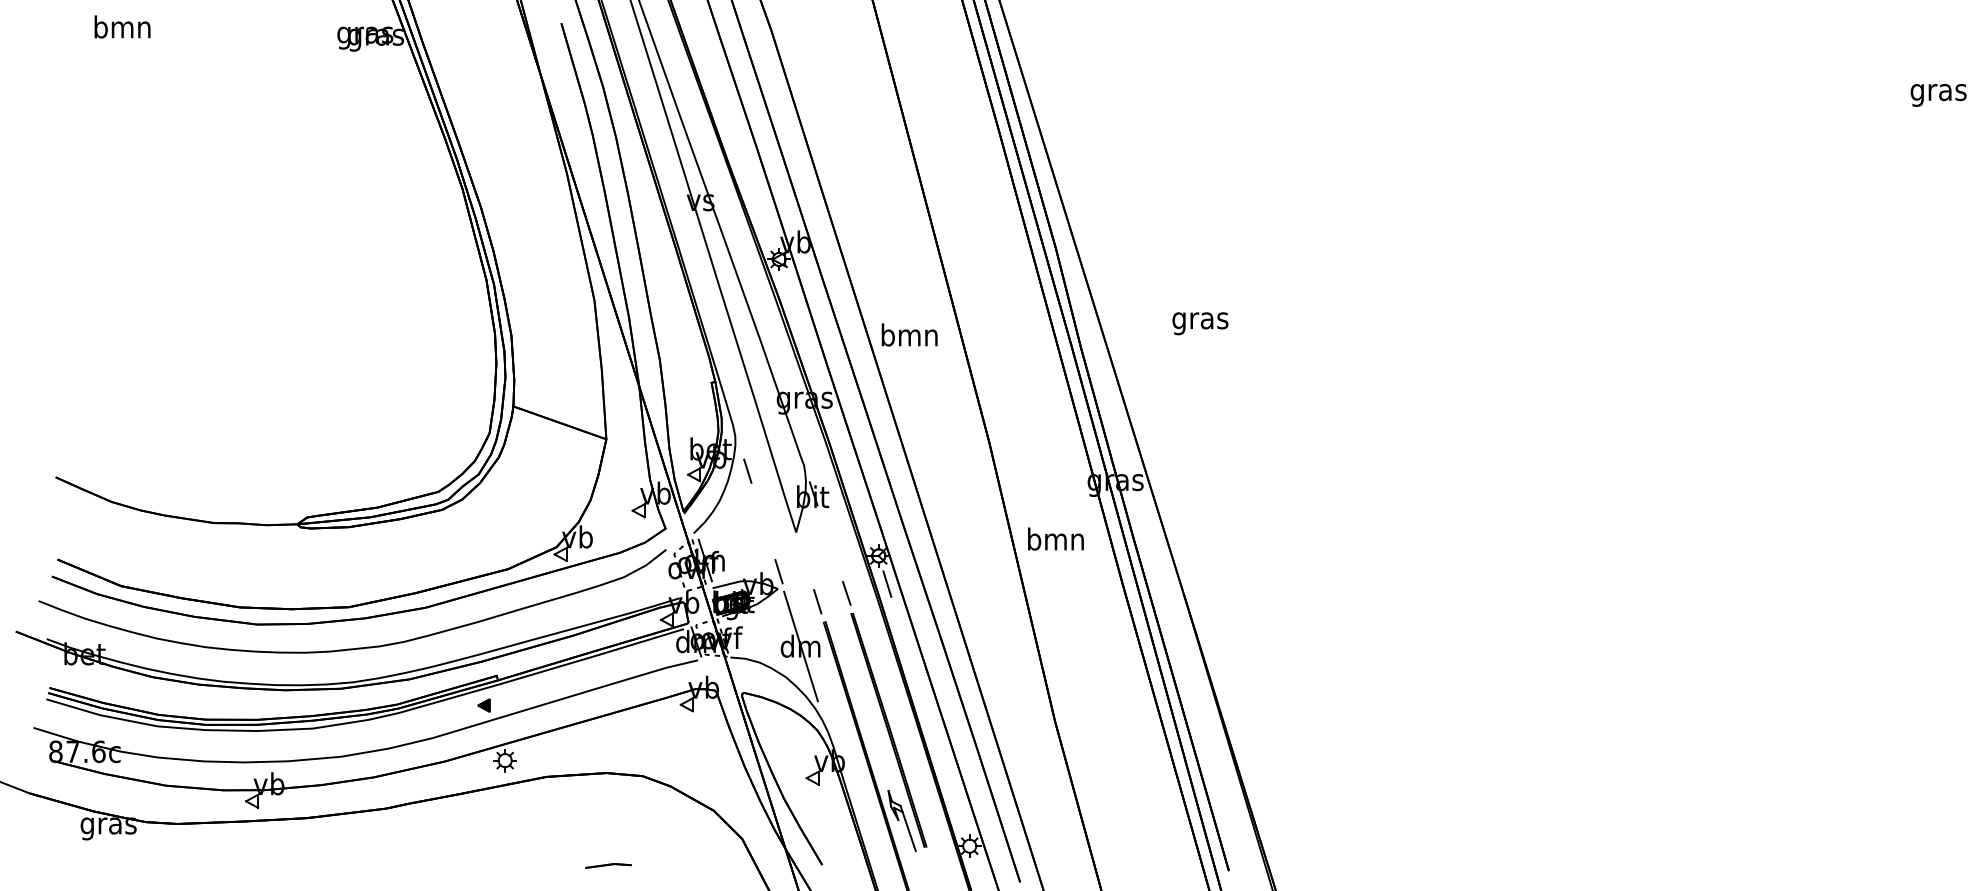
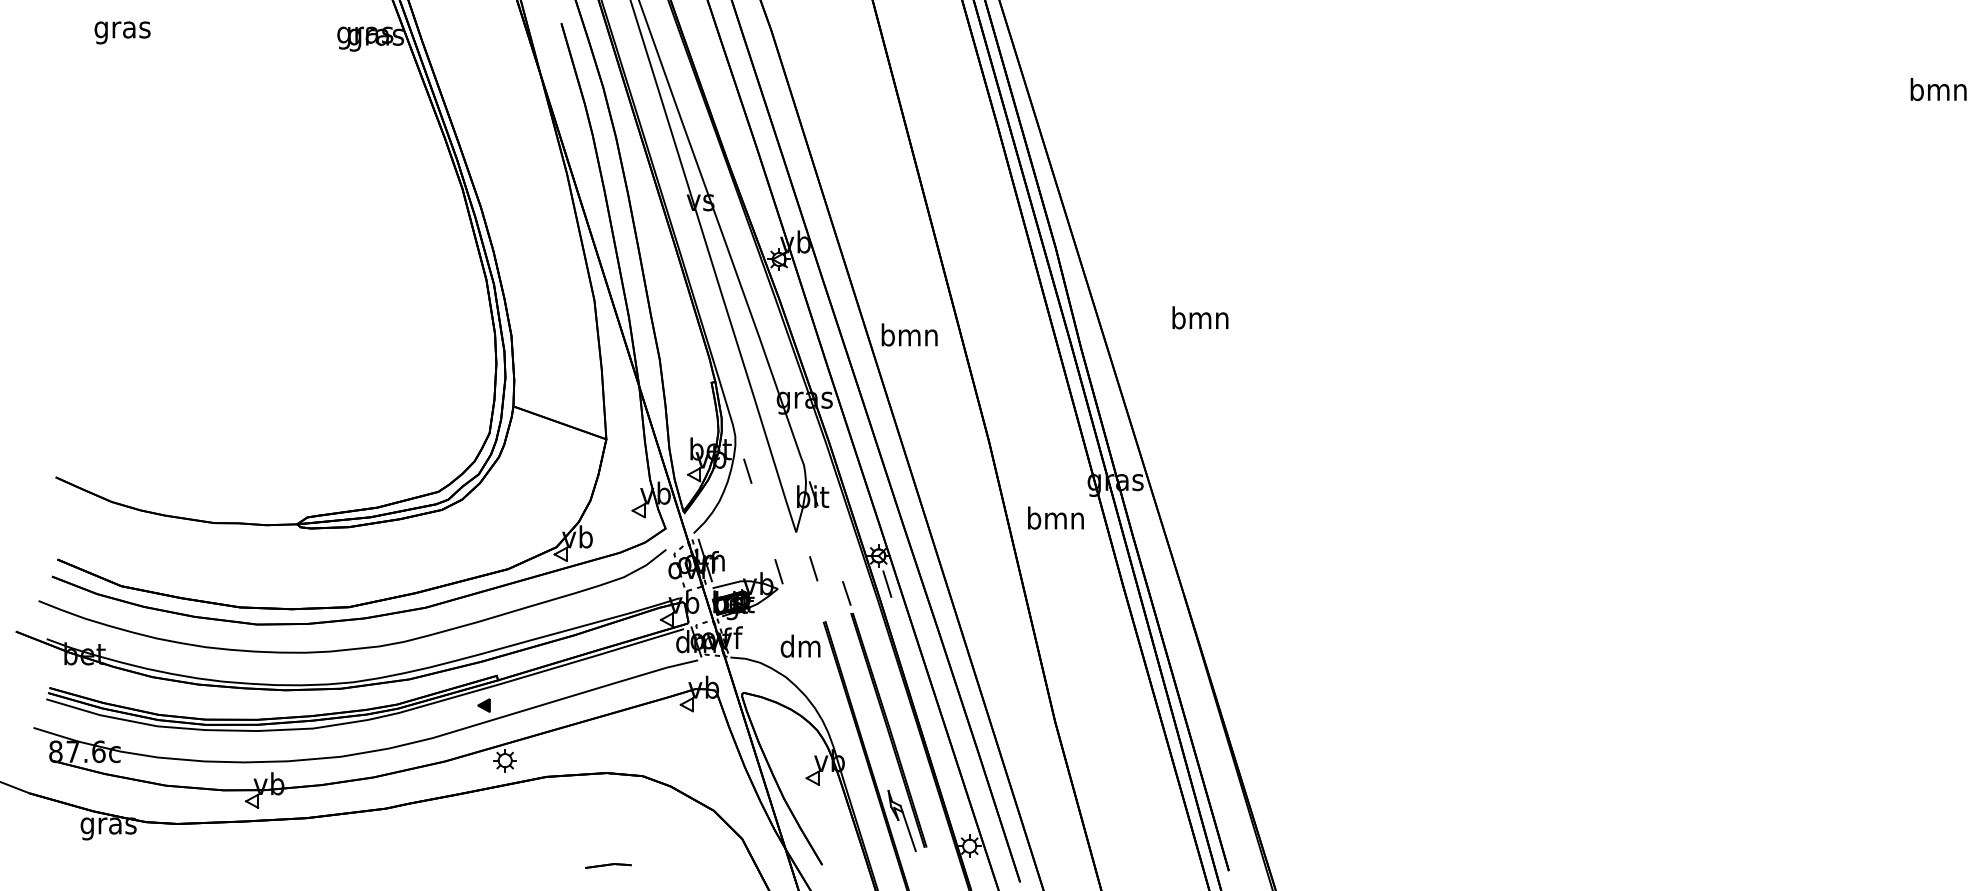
text: bmn -> gras (122, 29)
text: gras -> bmn (1938, 92)
text: gras -> bmn (1200, 320)
text position: (1055, 538) -> (1055, 517) (1055, 517)
line position: (817, 601) -> (813, 568) (813, 568)
line: present -> none (800, 646)
